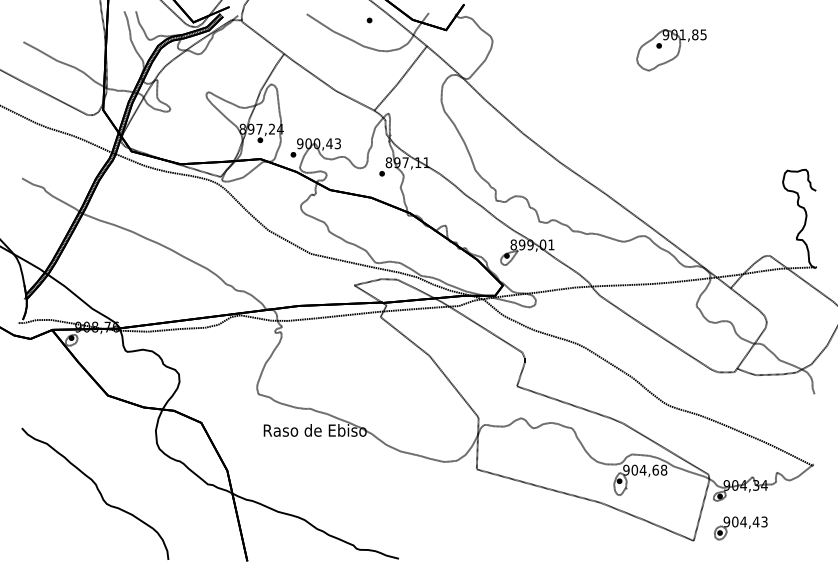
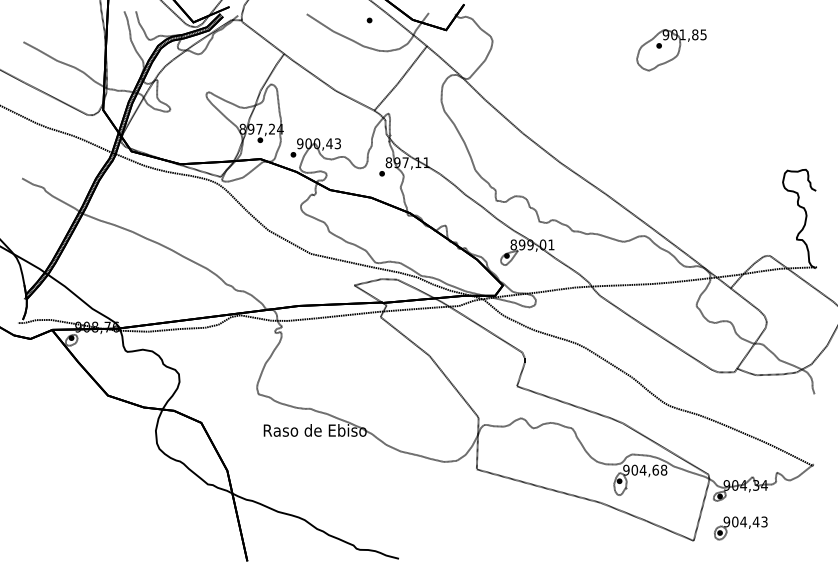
part: present -> none (95, 493)
